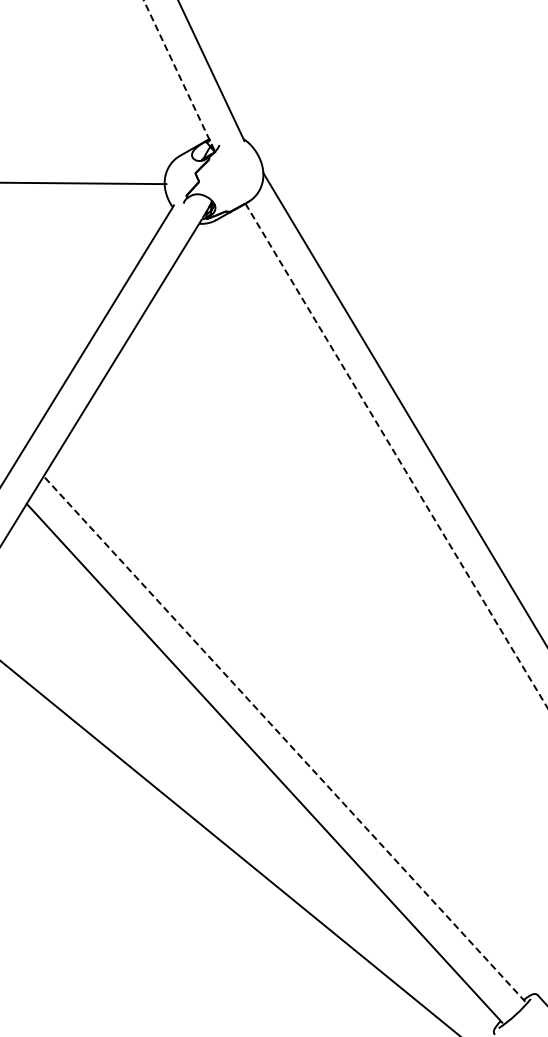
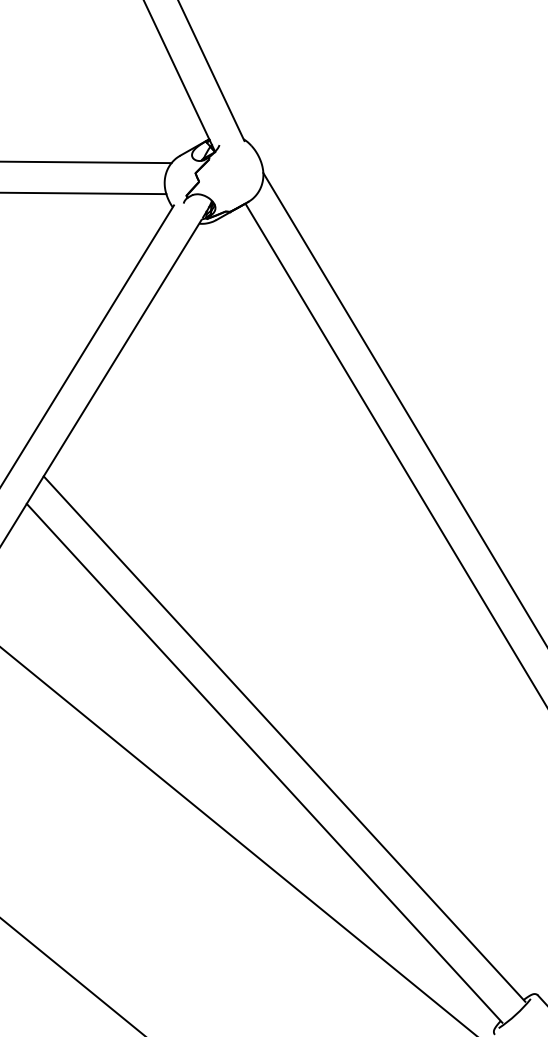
line: dashed -> solid (179, 76)
line: none -> present (86, 162)
line position: (84, 183) -> (84, 193) (84, 193)
line: dashed -> solid (396, 456)
line: dashed -> solid (284, 738)
line position: (229, 847) -> (237, 840) (237, 840)
line: none -> present (72, 976)
